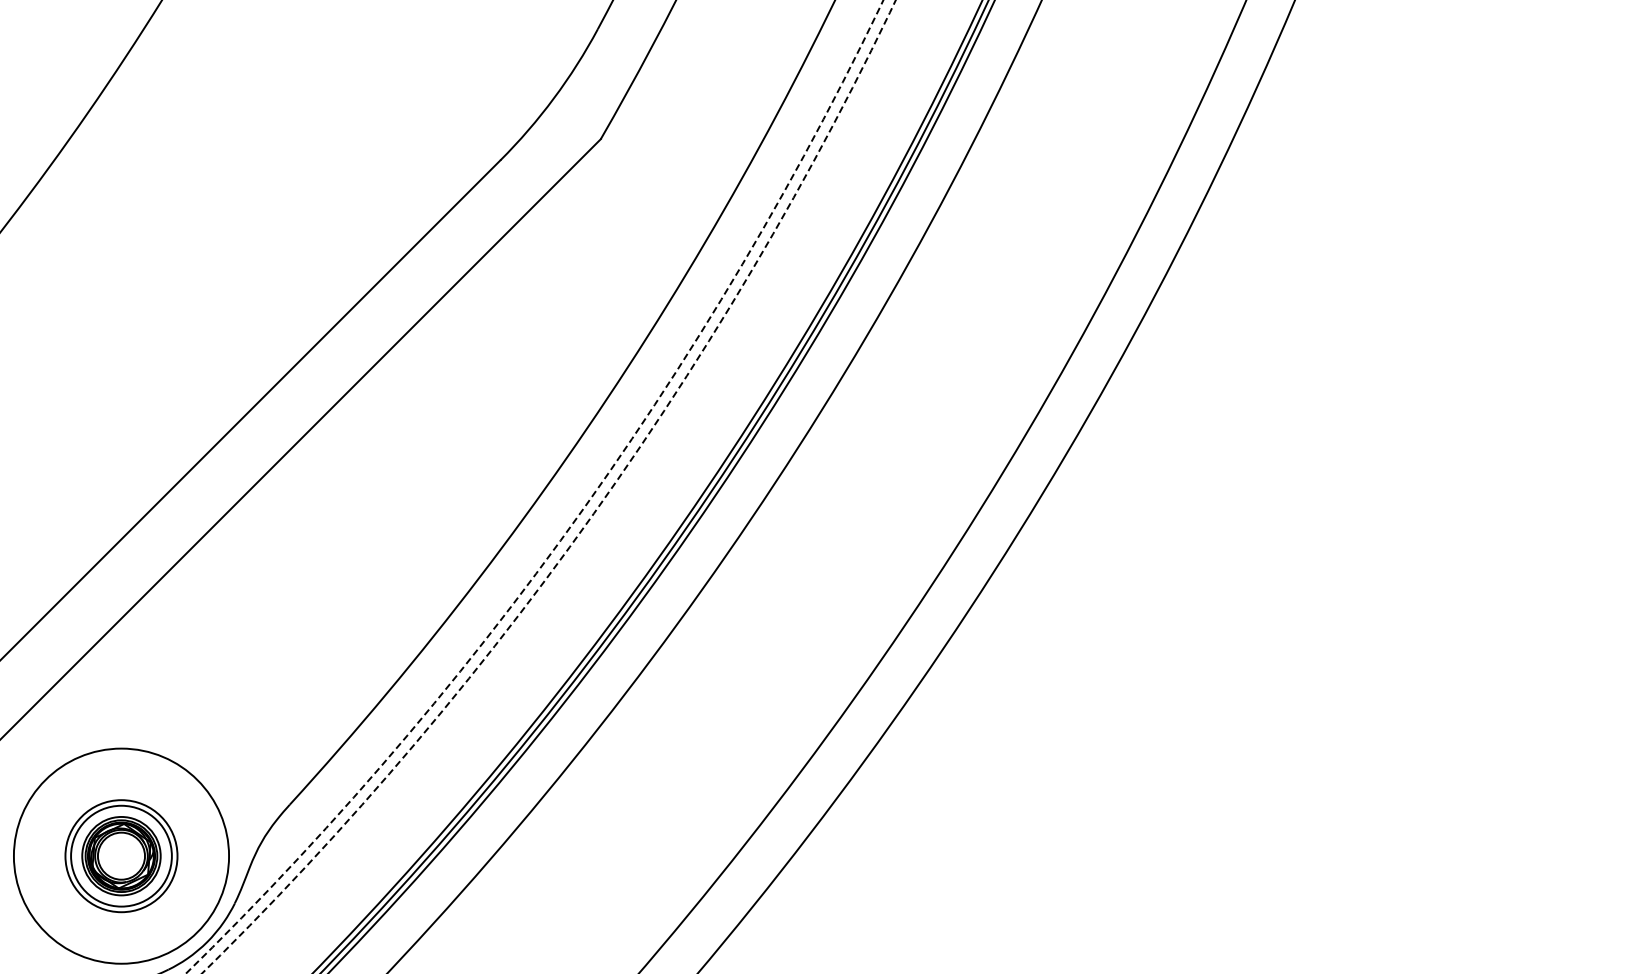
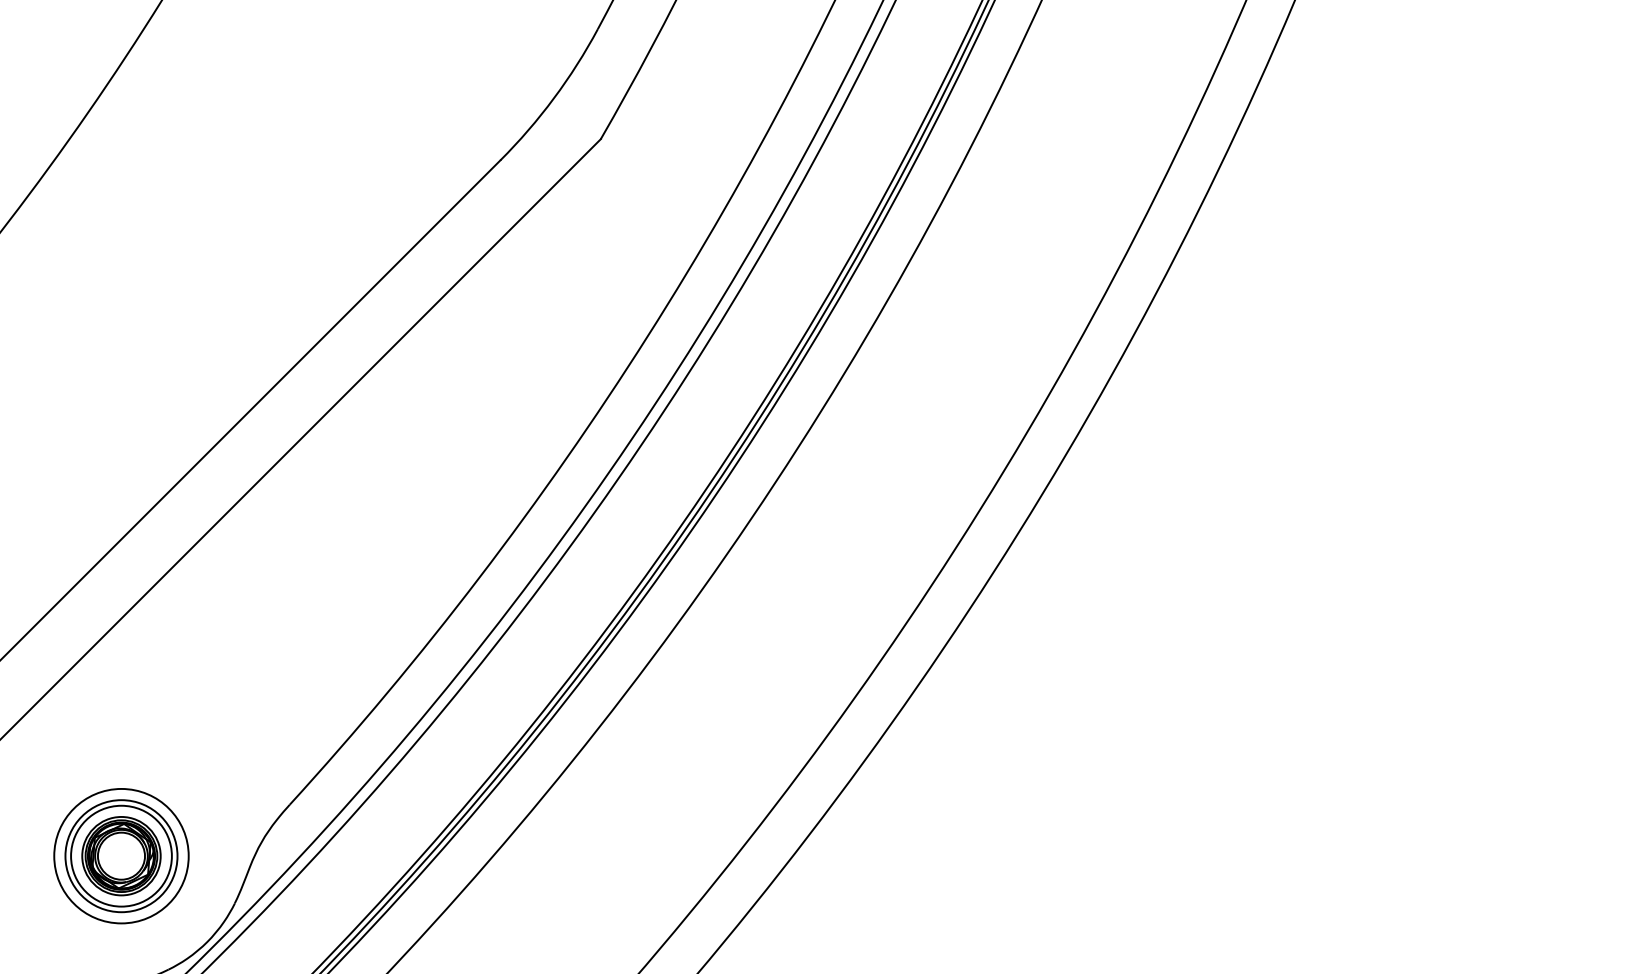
circle: dashed -> solid (534, 486)
circle: dashed -> solid (548, 486)
circle diameter: 215 px -> 134 px (121, 855)
